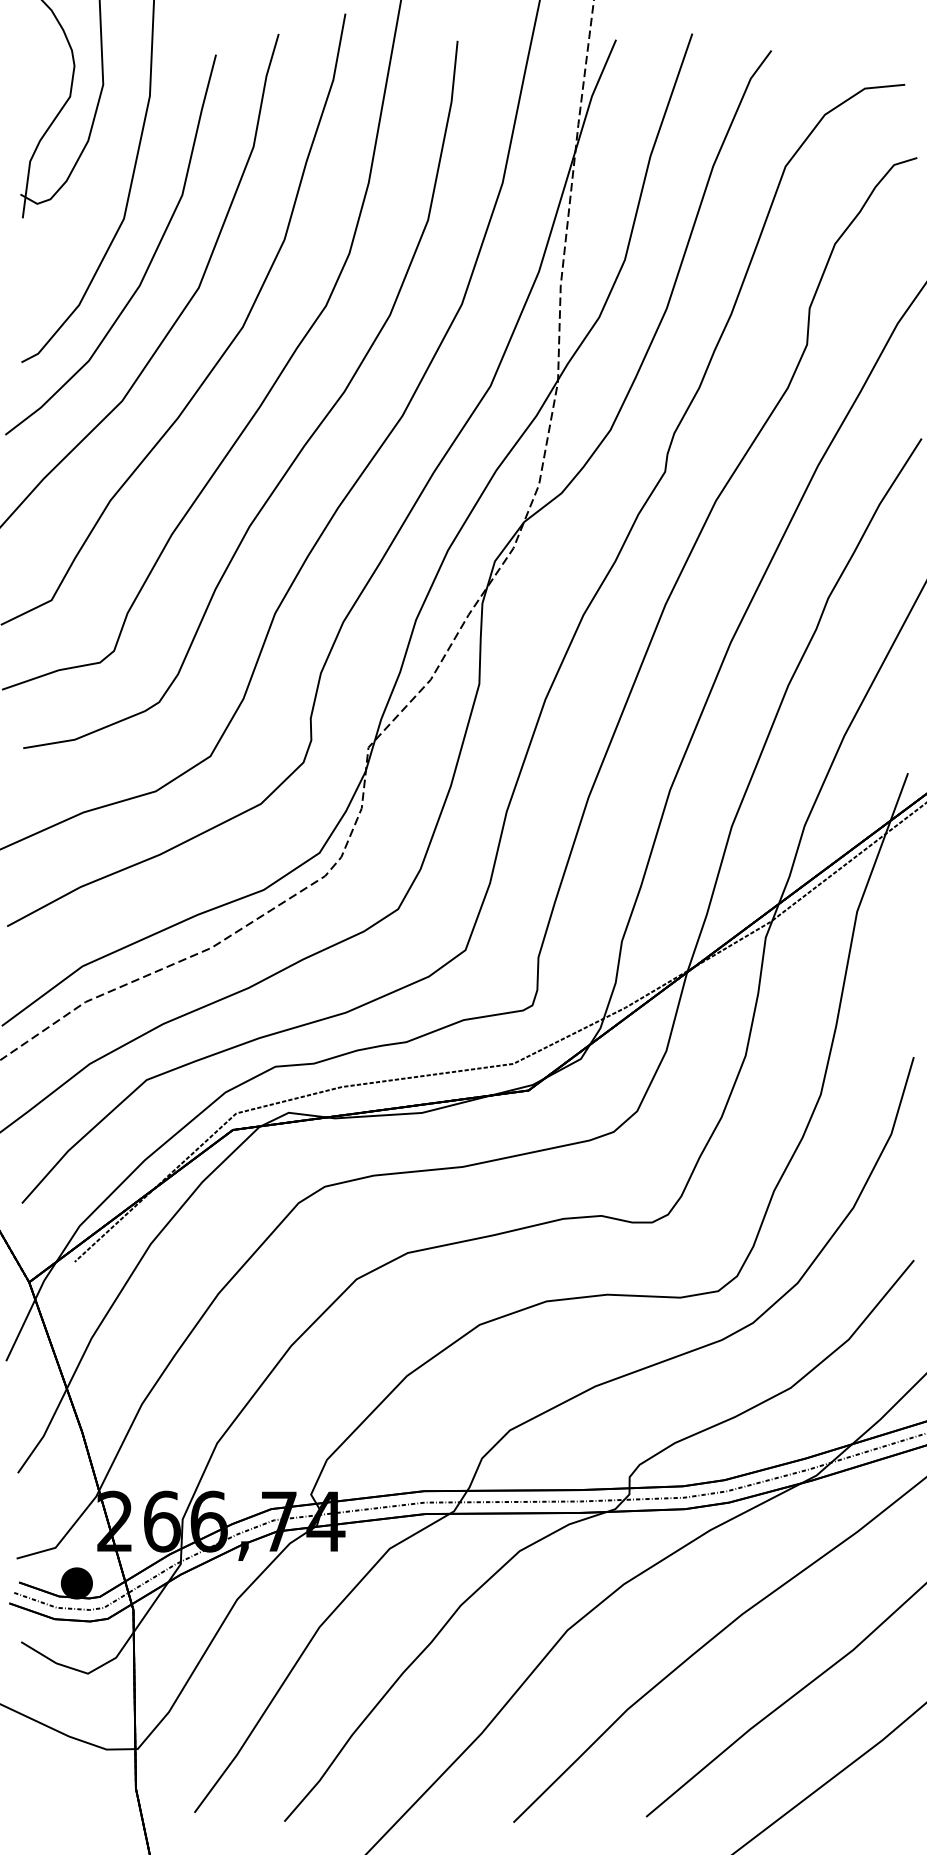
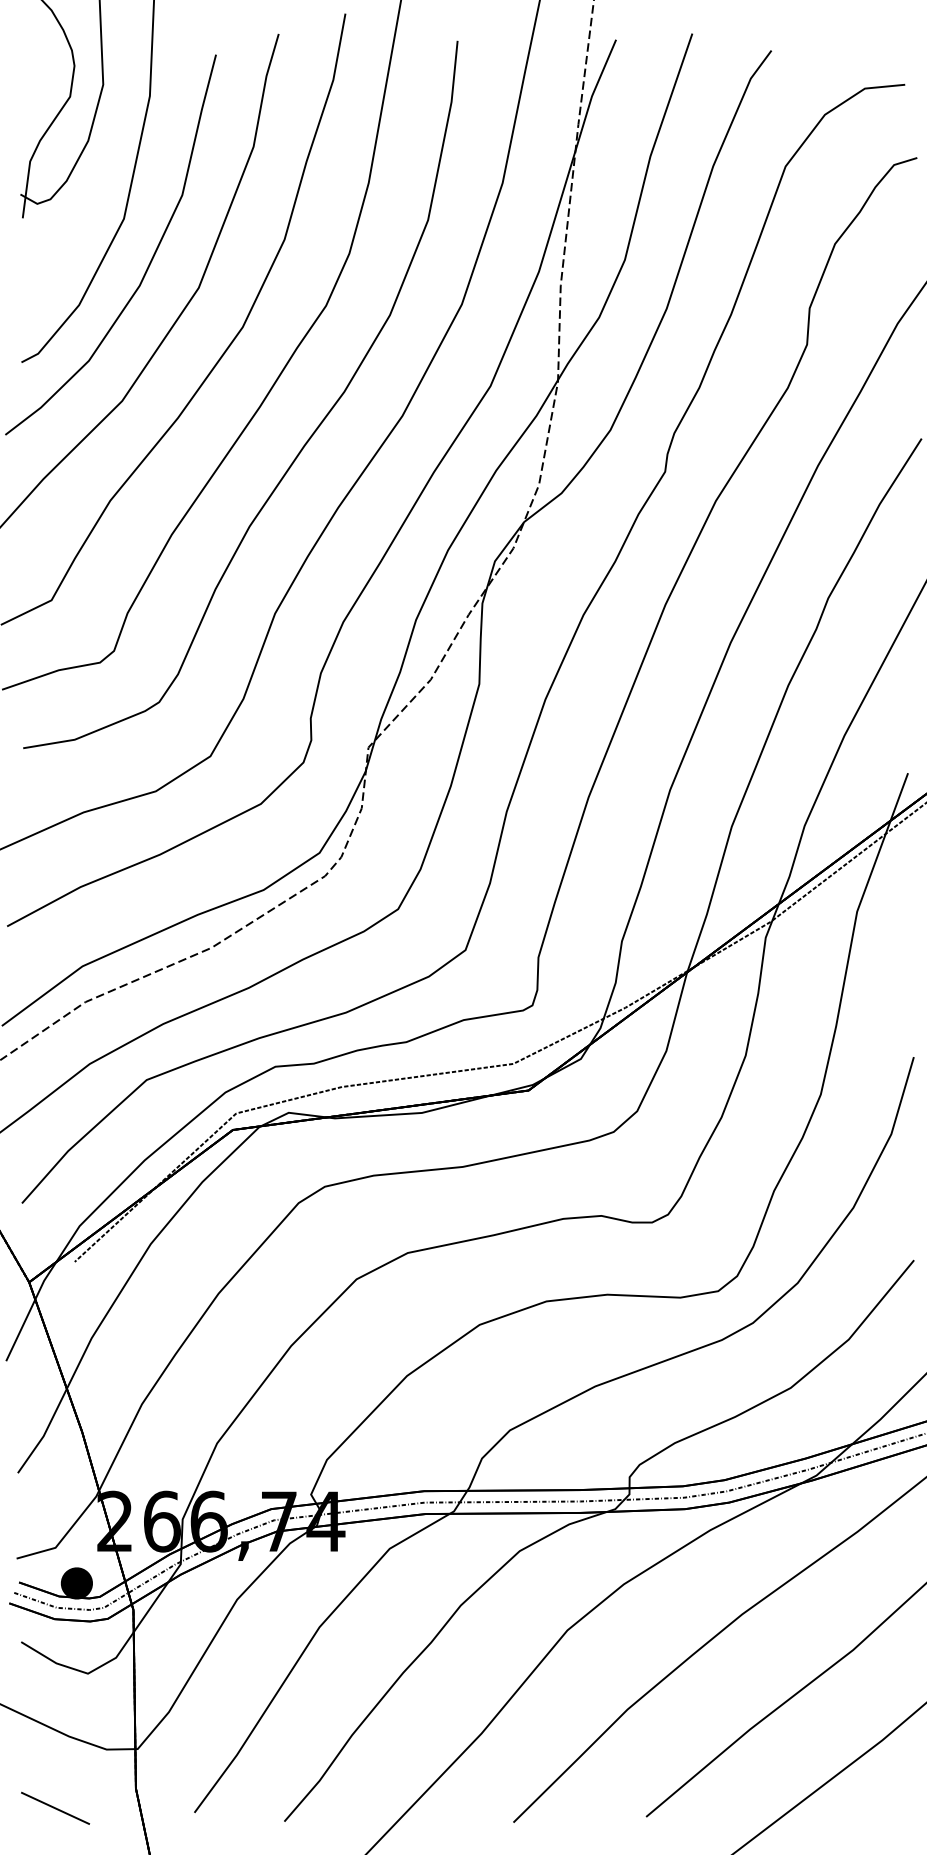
line: none -> present (55, 1807)
